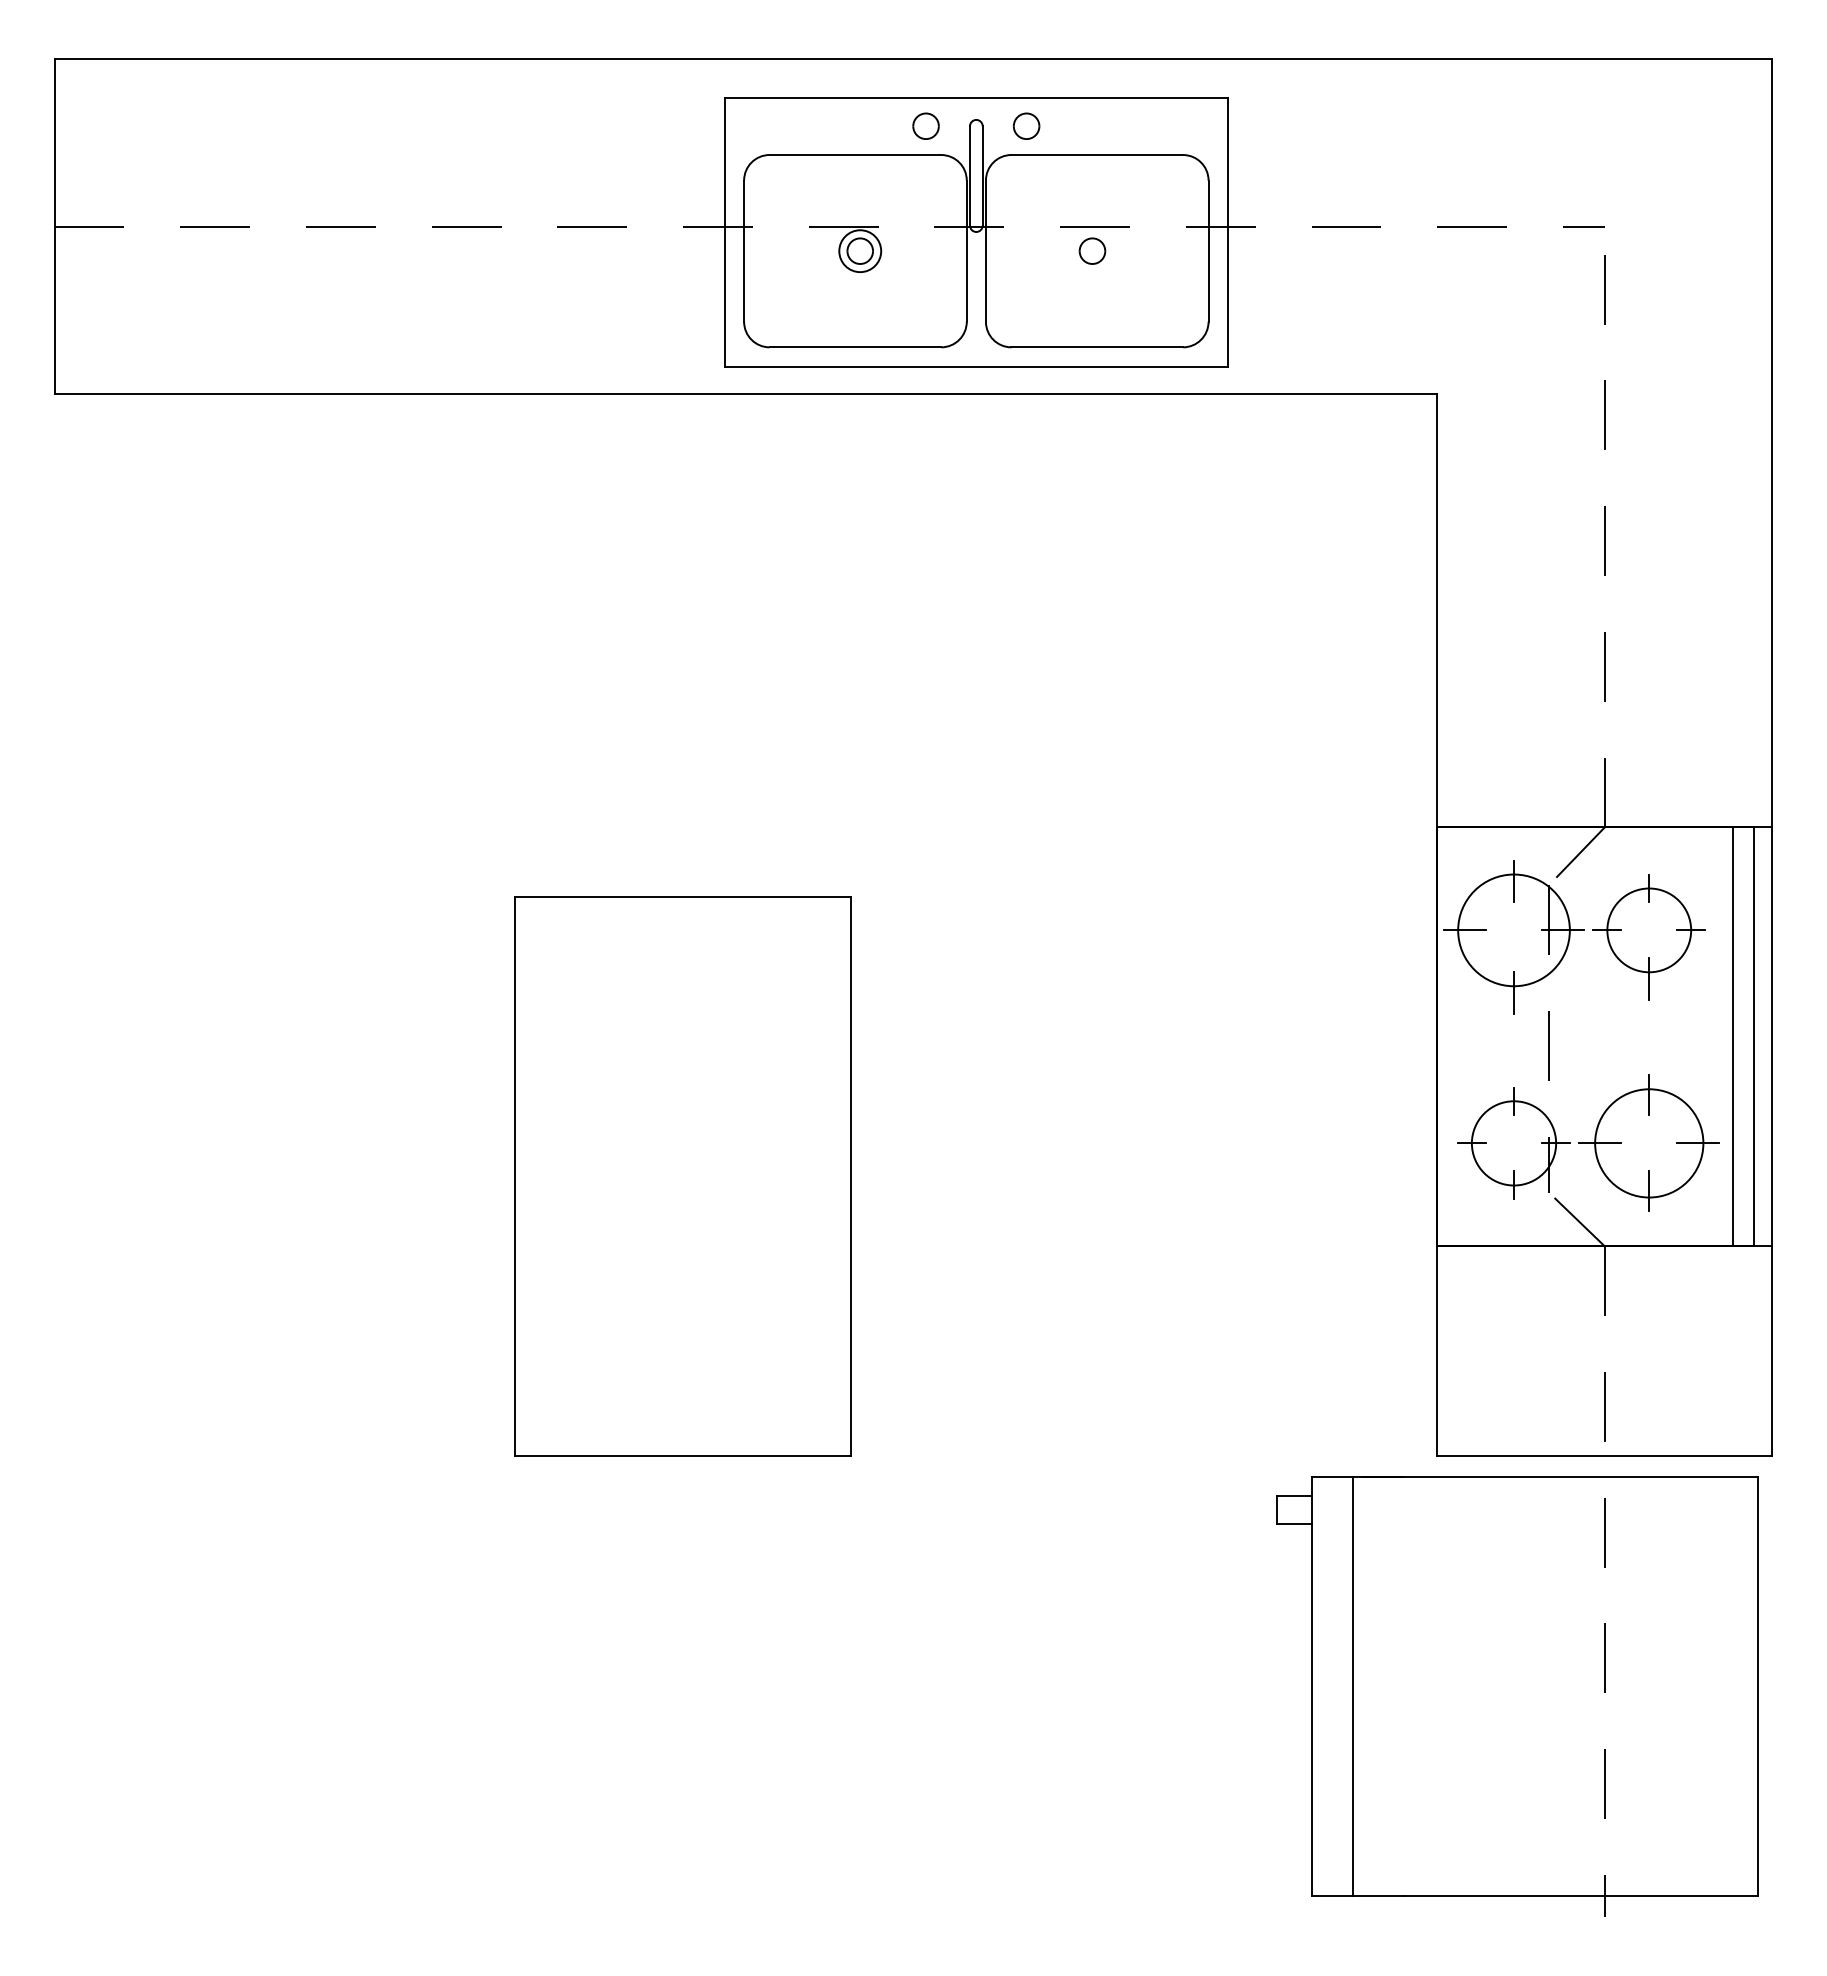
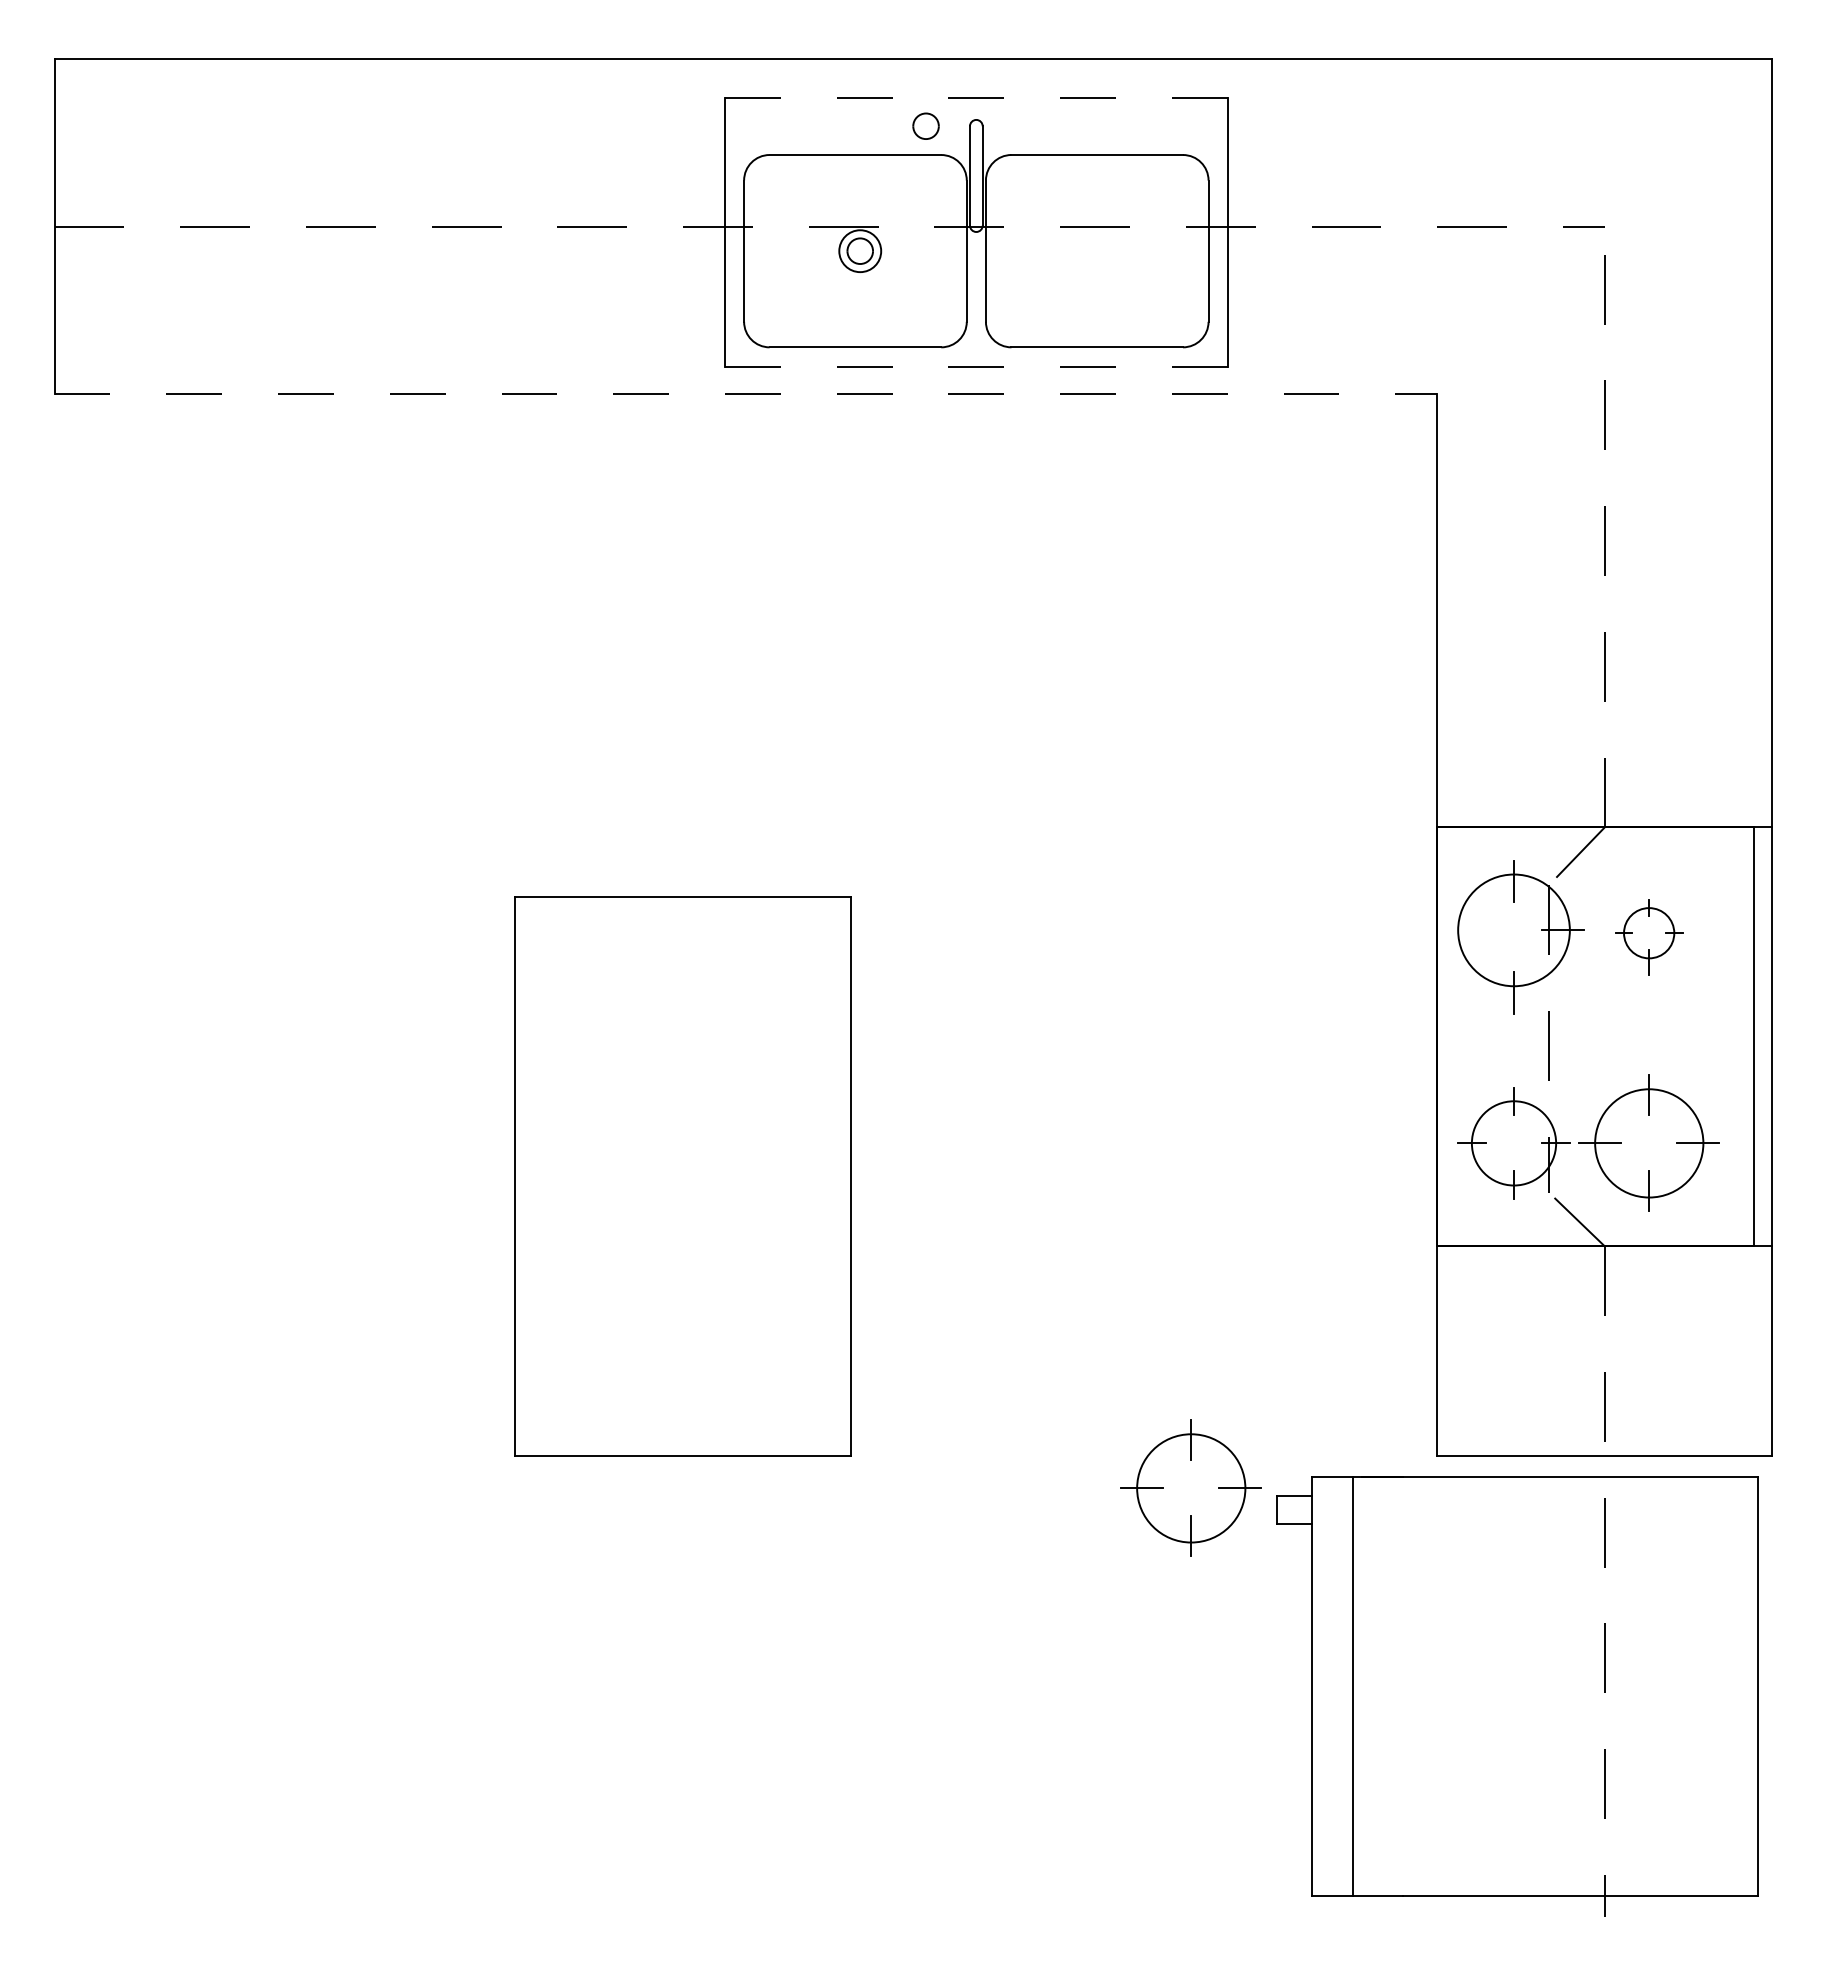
line: solid -> dashed (976, 97)
part: present -> none (1026, 125)
part: present -> none (1092, 250)
line: solid -> dashed (975, 366)
line: solid -> dashed (746, 394)
line: present -> none (1465, 930)
part size: 114x127 px -> 69x77 px (1649, 937)
line: present -> none (1733, 1036)
part: none -> present (1190, 1487)
